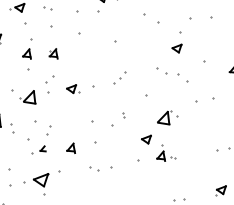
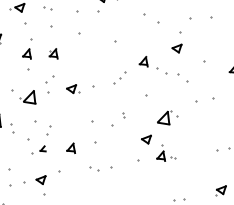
part: none -> present (143, 61)
part size: 18x15 px -> 12x10 px (40, 179)
